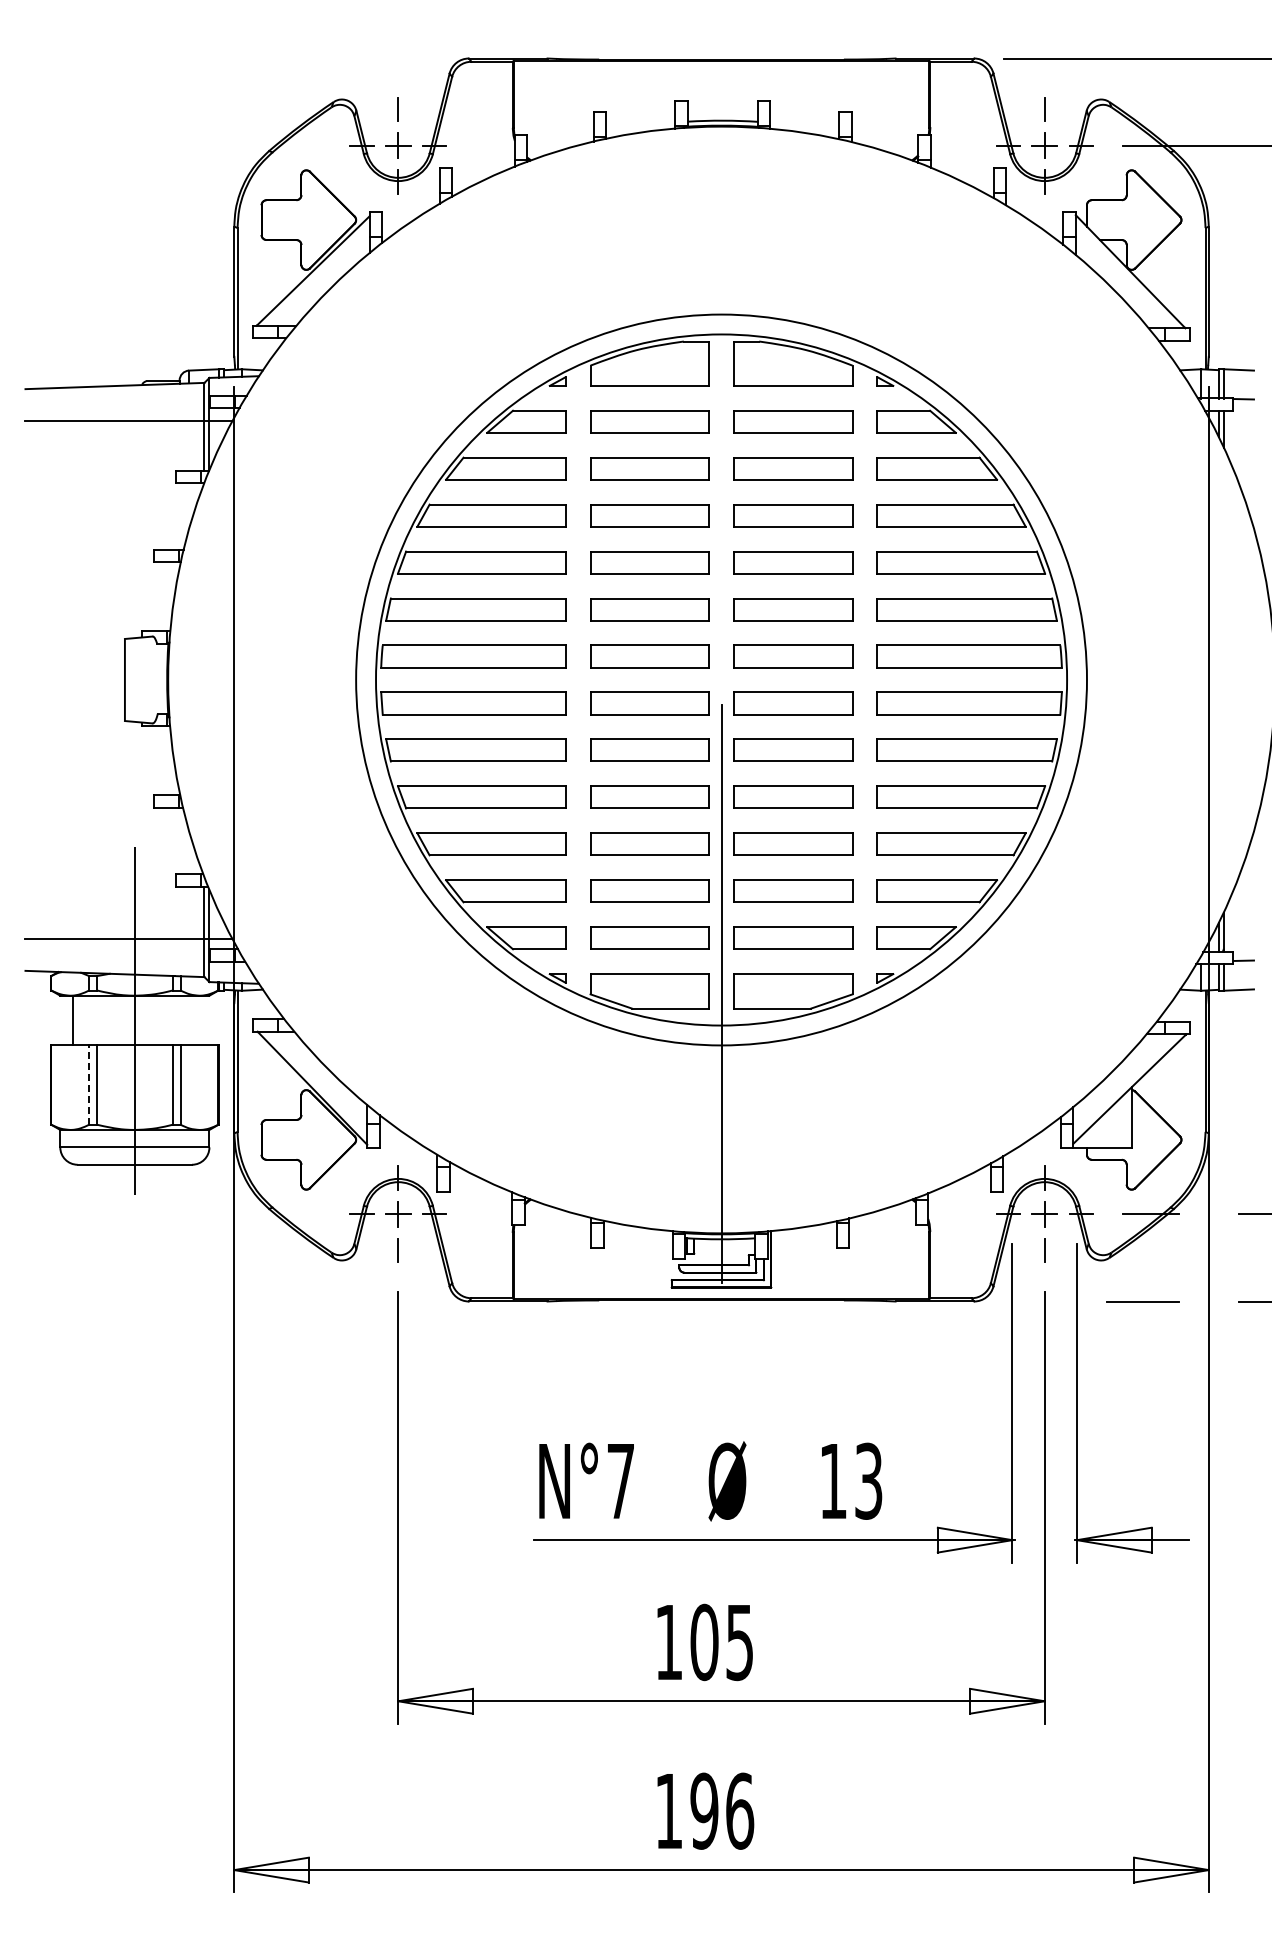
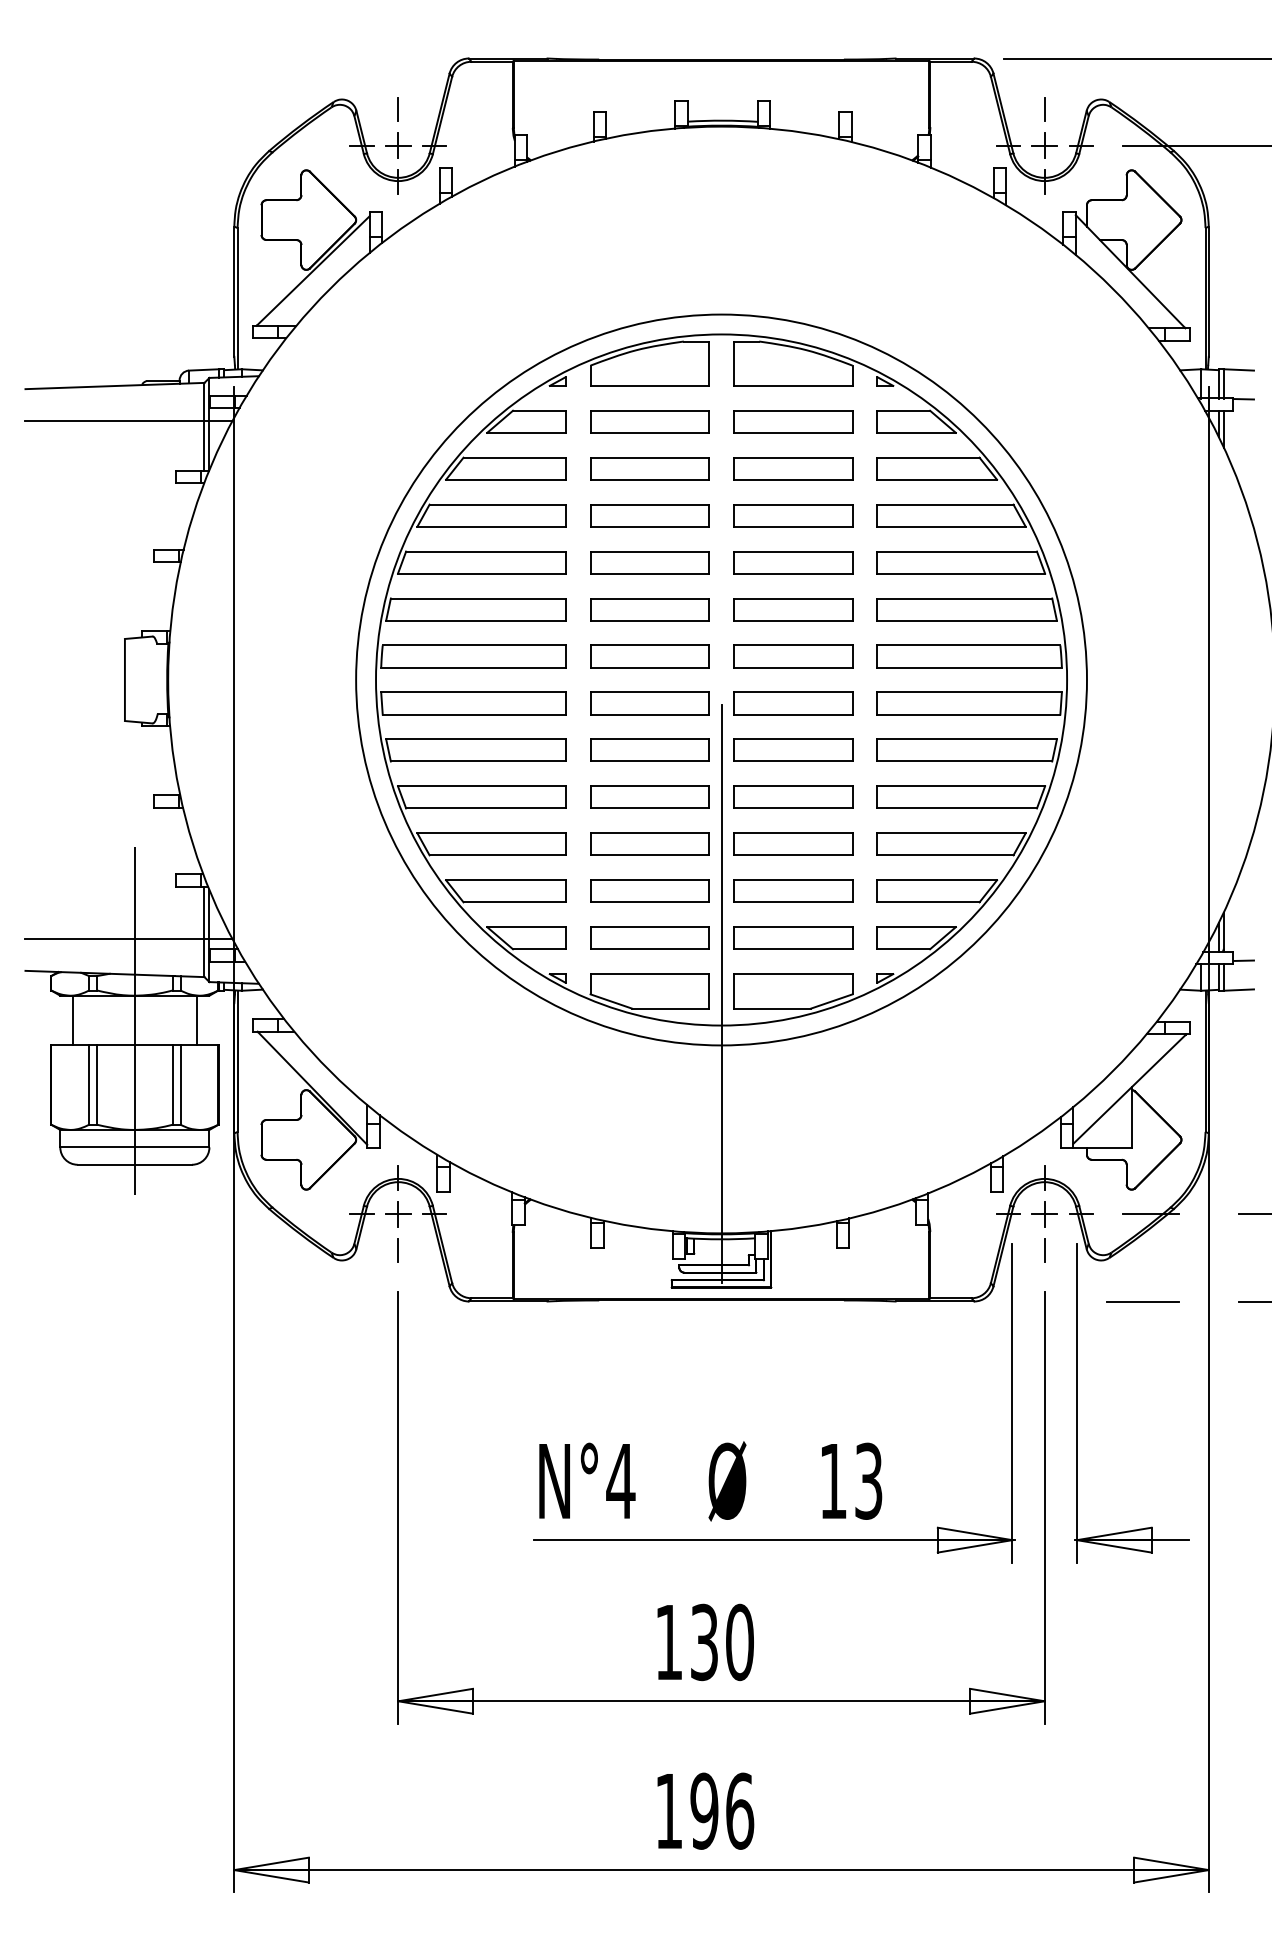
line: none -> present (197, 1020)
line: dashed -> solid (89, 1085)
text: N°7 -> N°4 (620, 1481)
text: 105 -> 130 (721, 1642)
